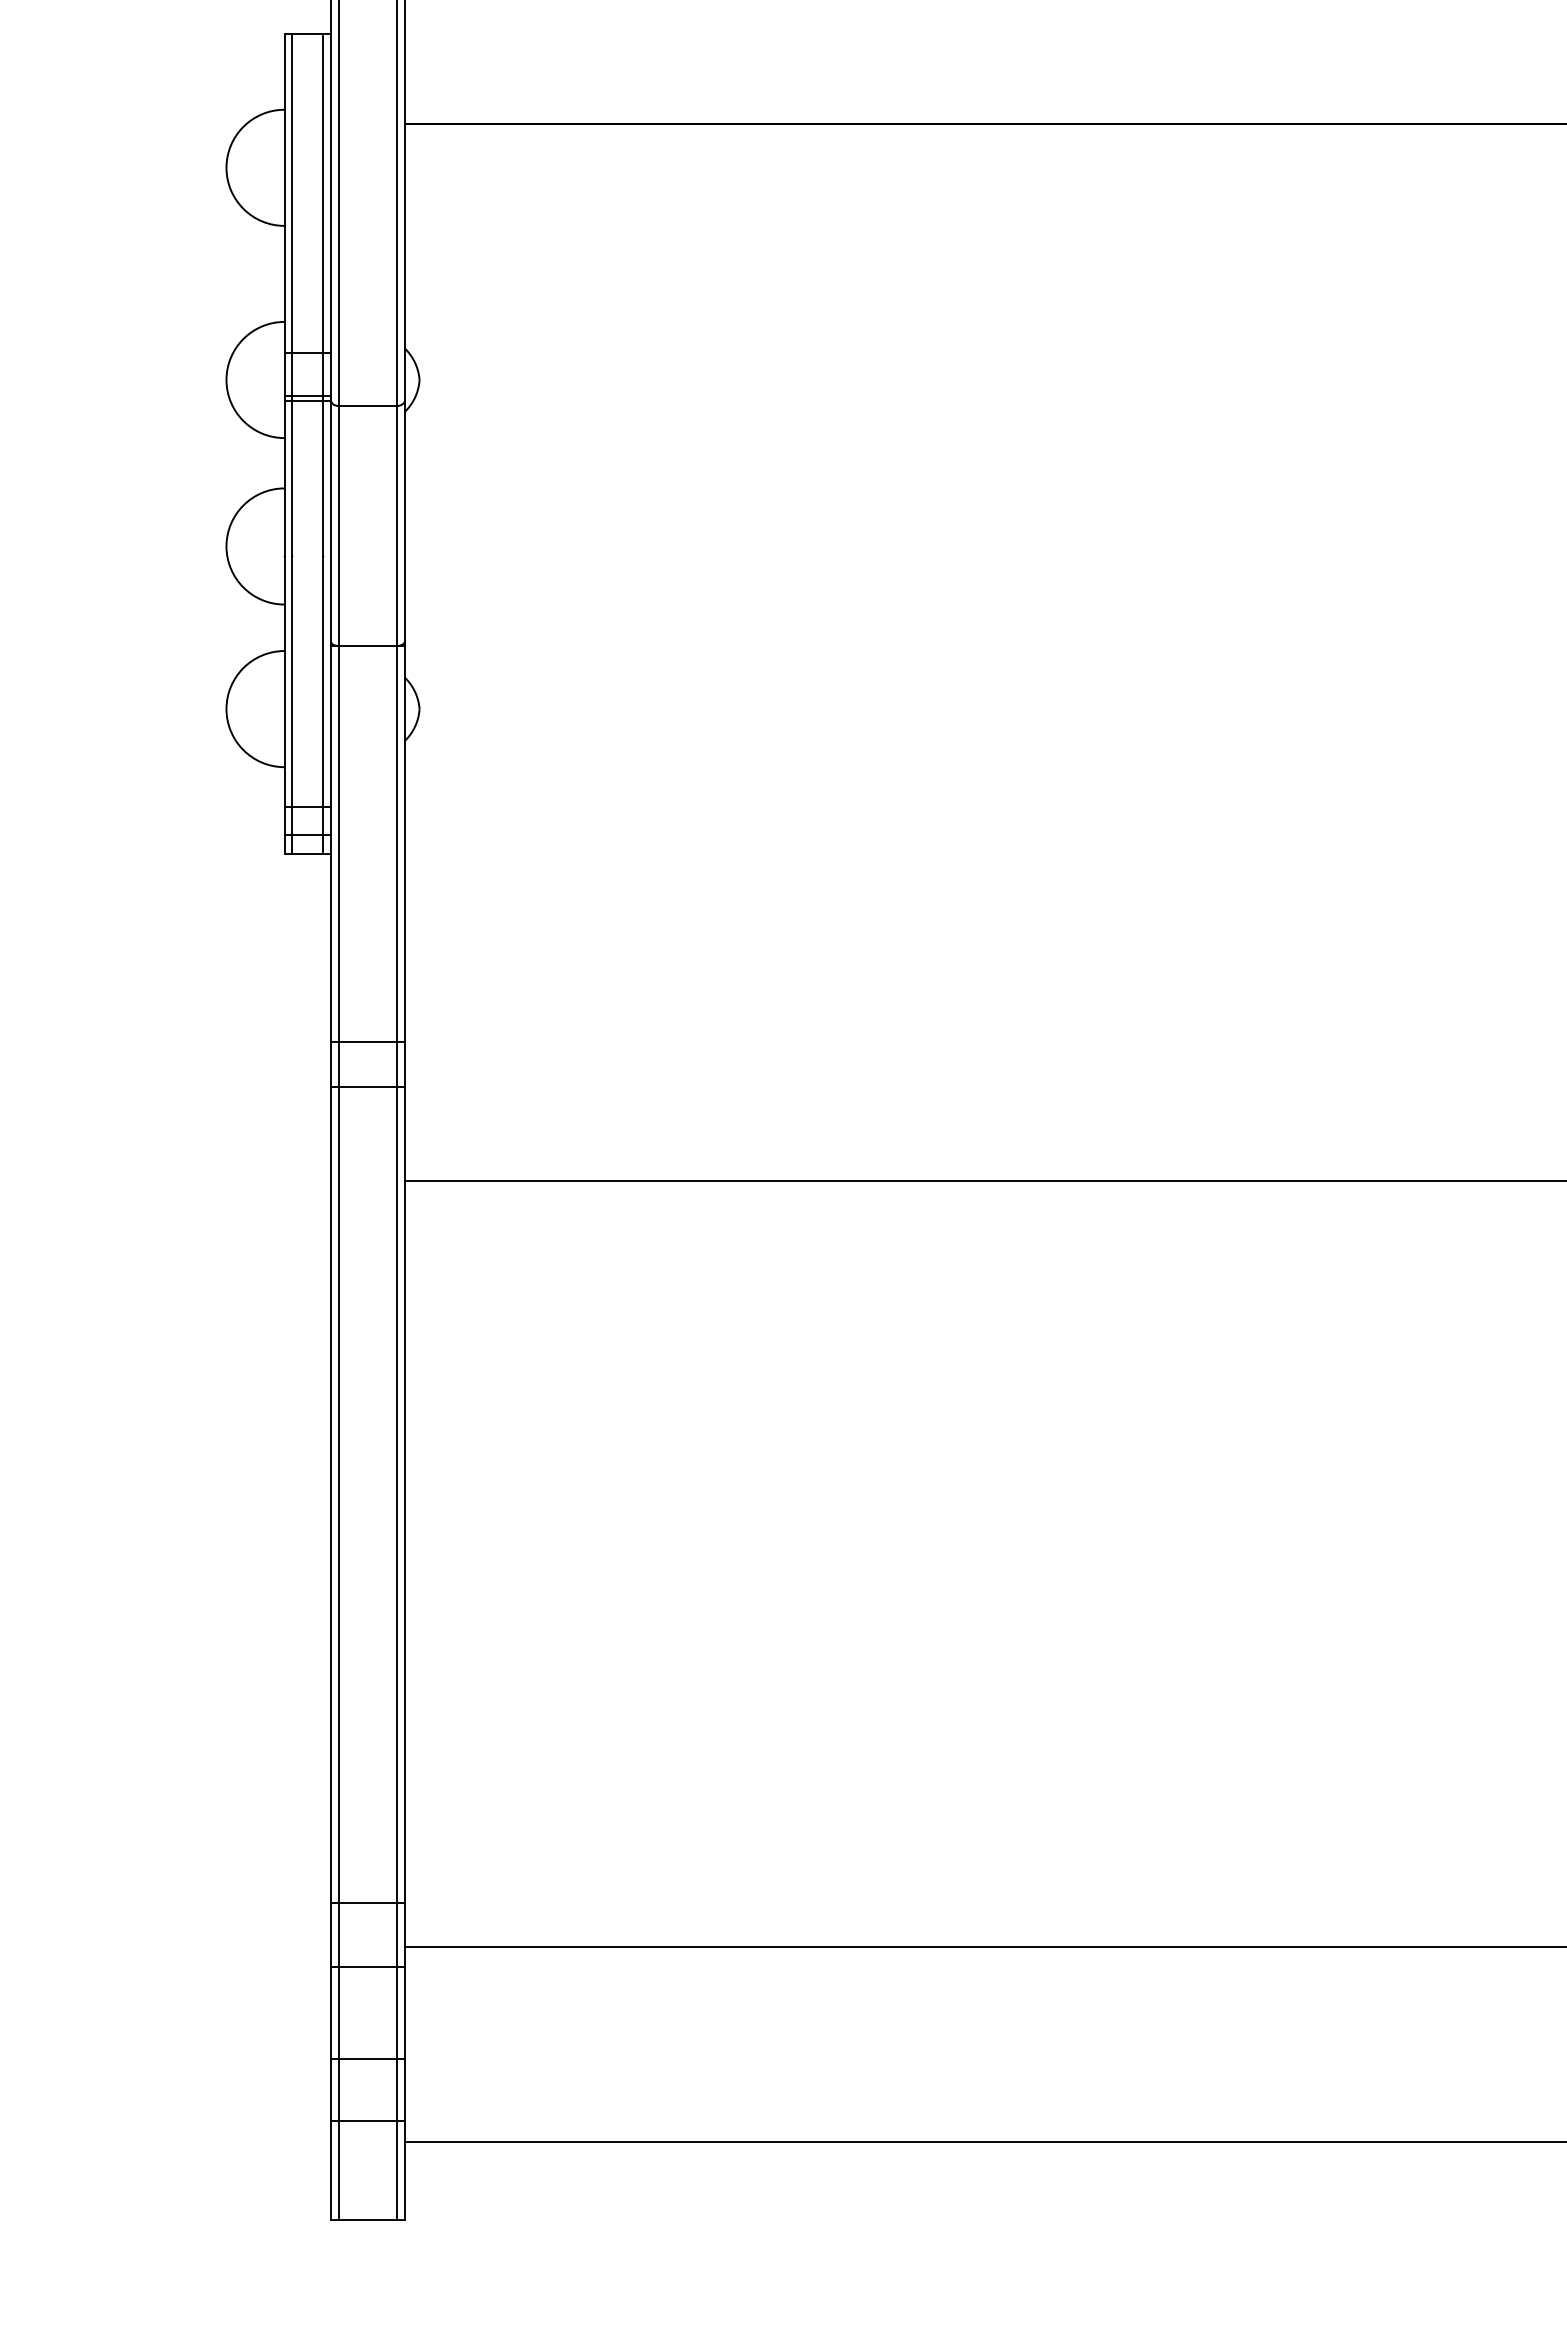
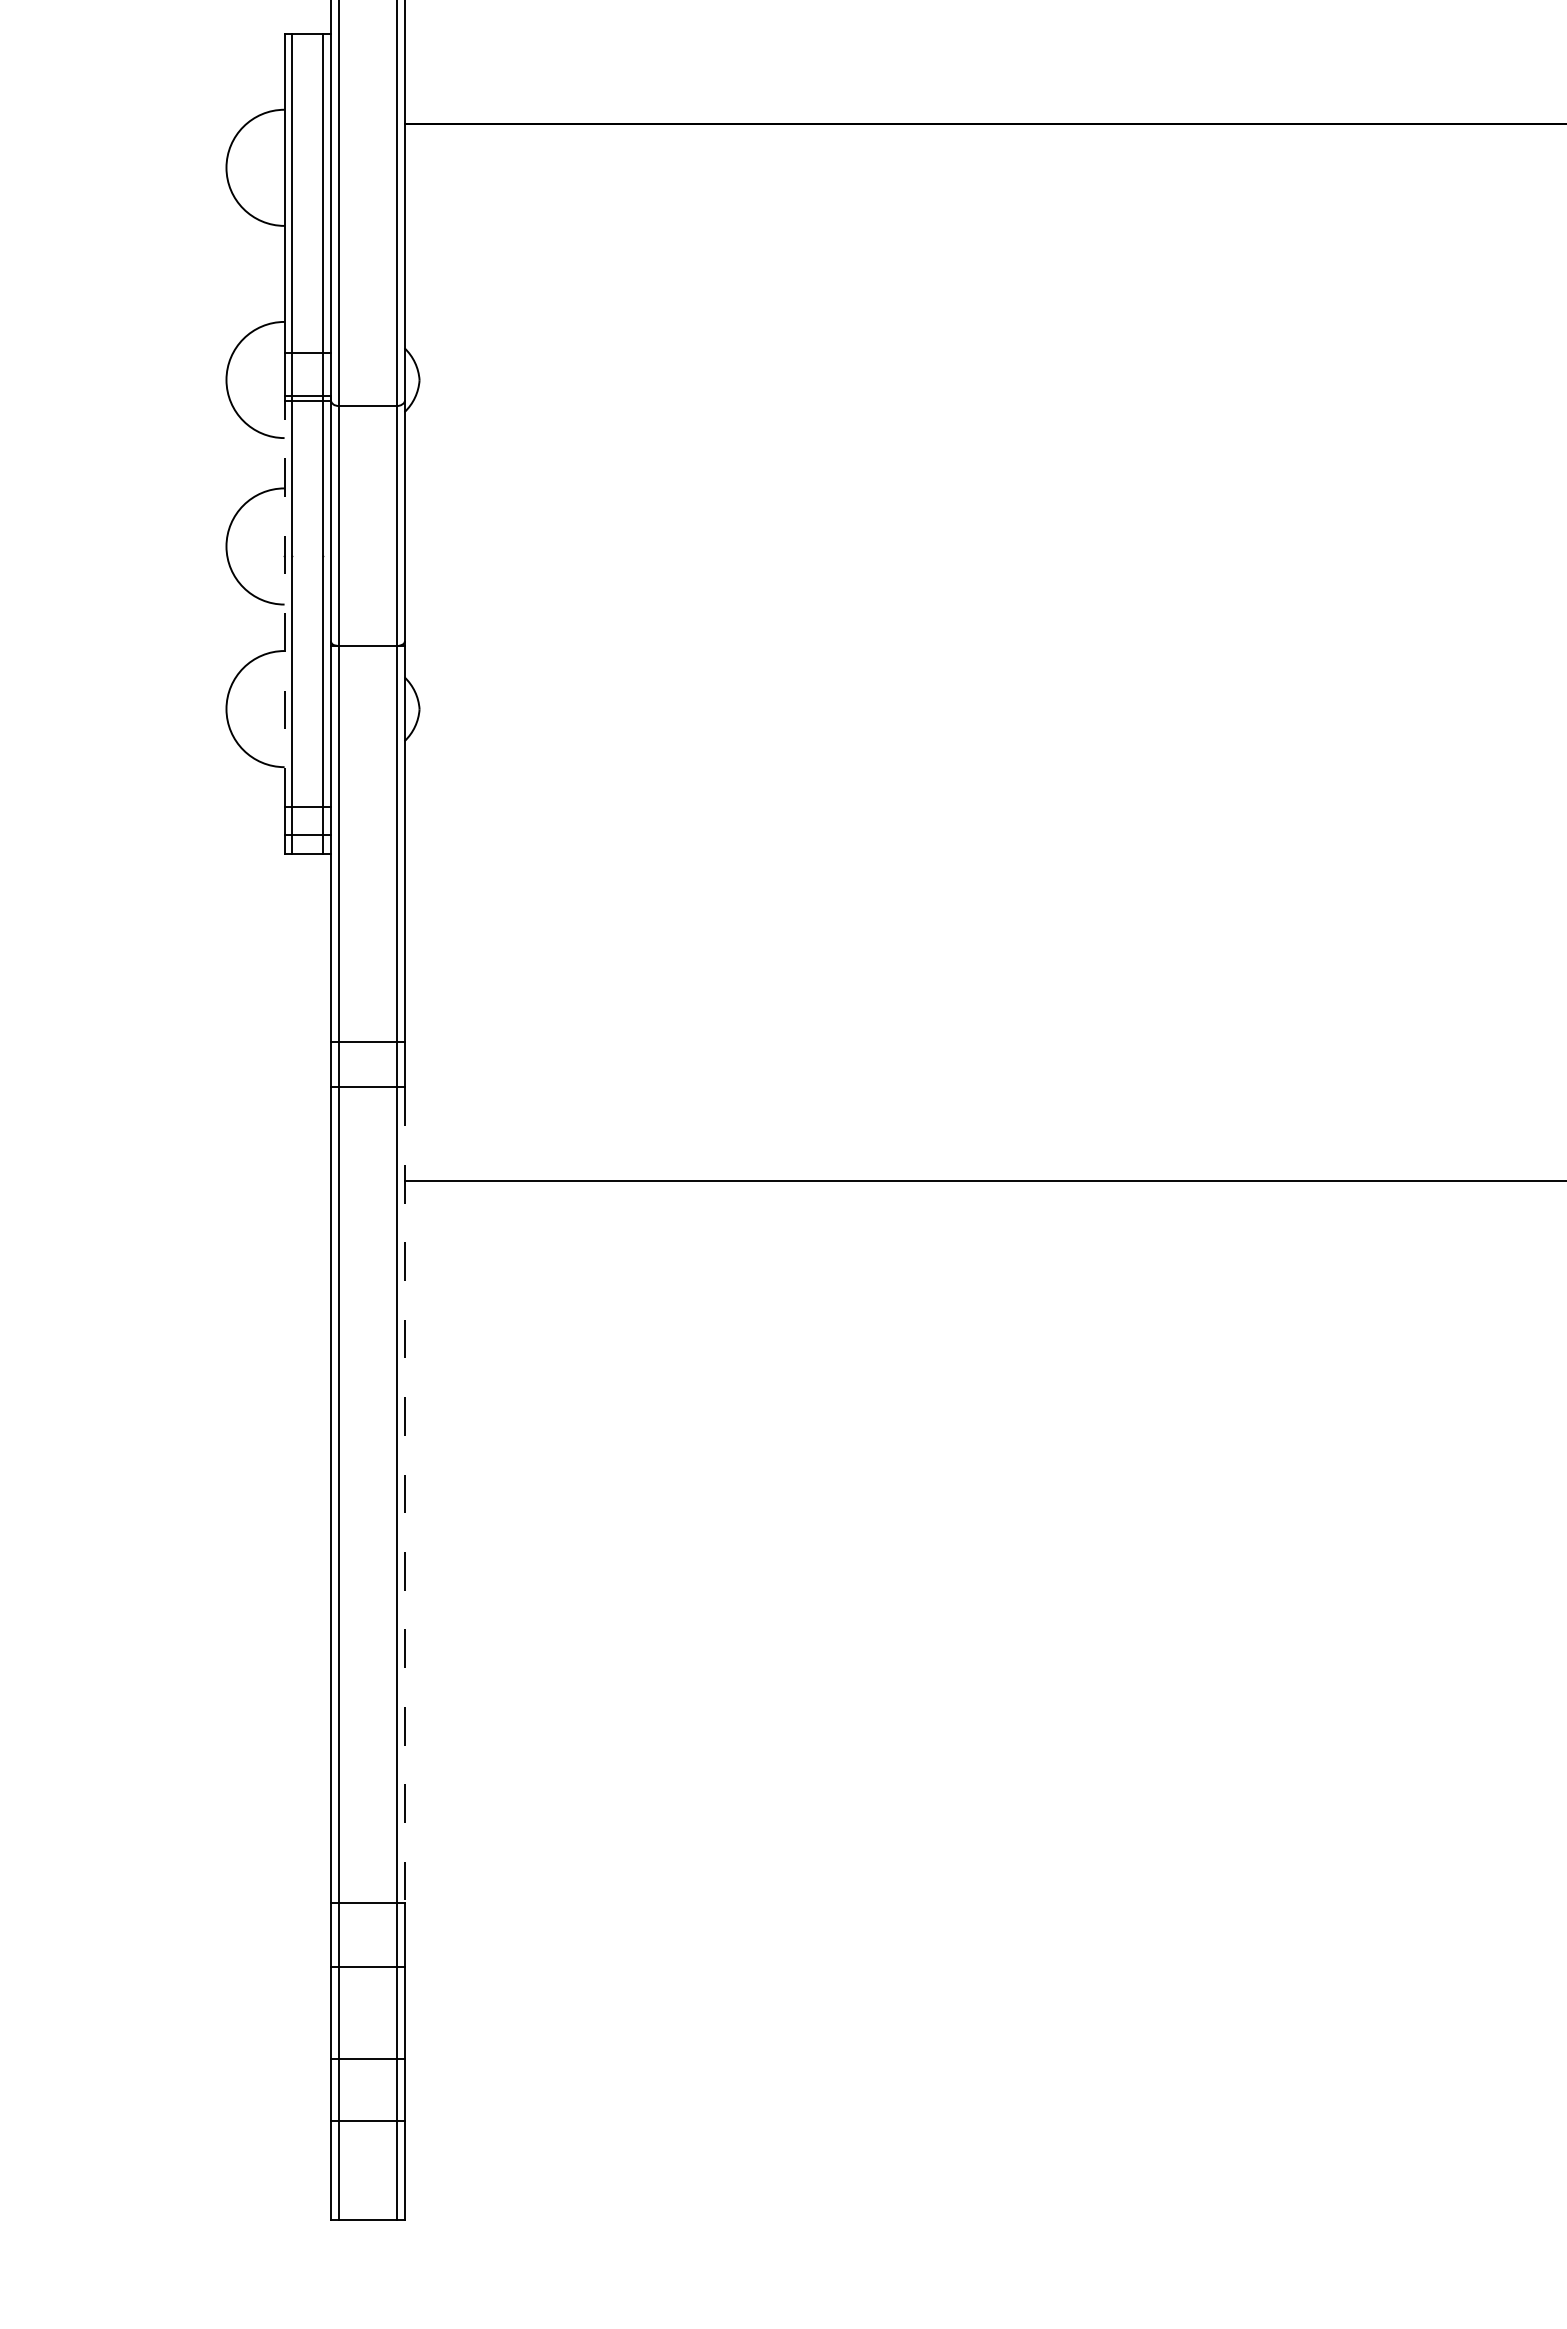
line: solid -> dashed (284, 603)
line: solid -> dashed (404, 1495)
line: present -> none (983, 1946)
line: present -> none (983, 2142)
